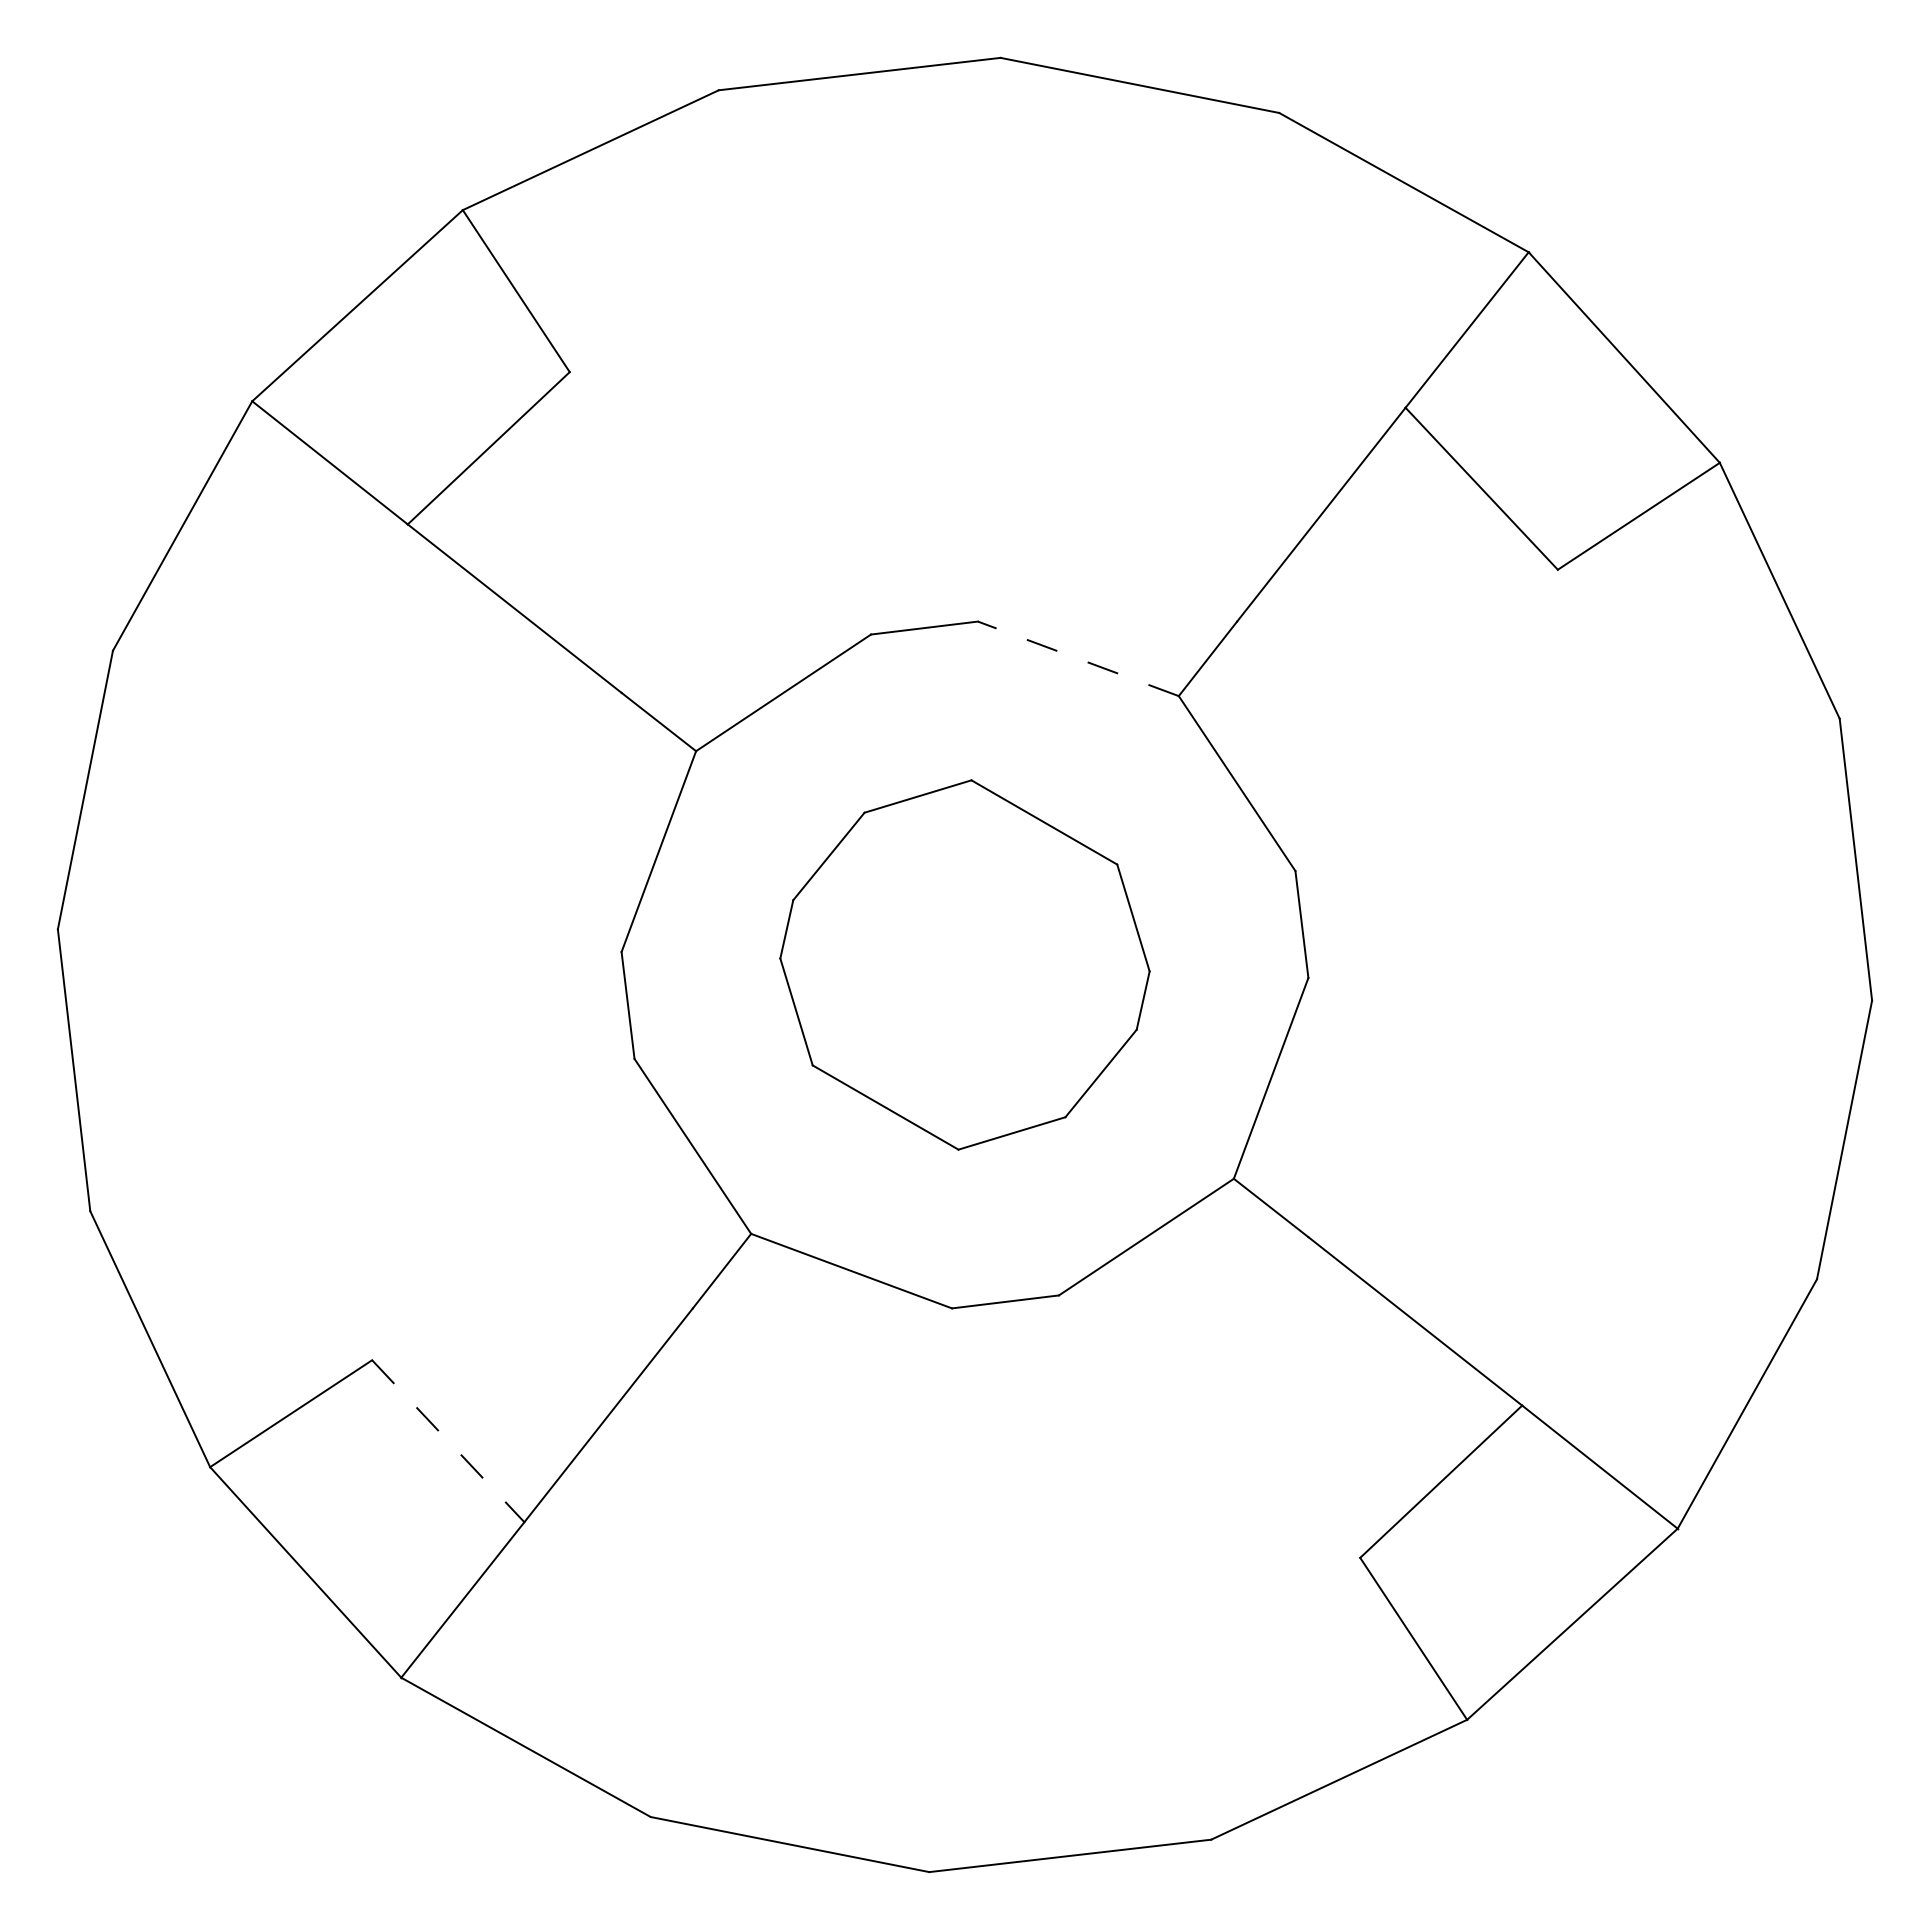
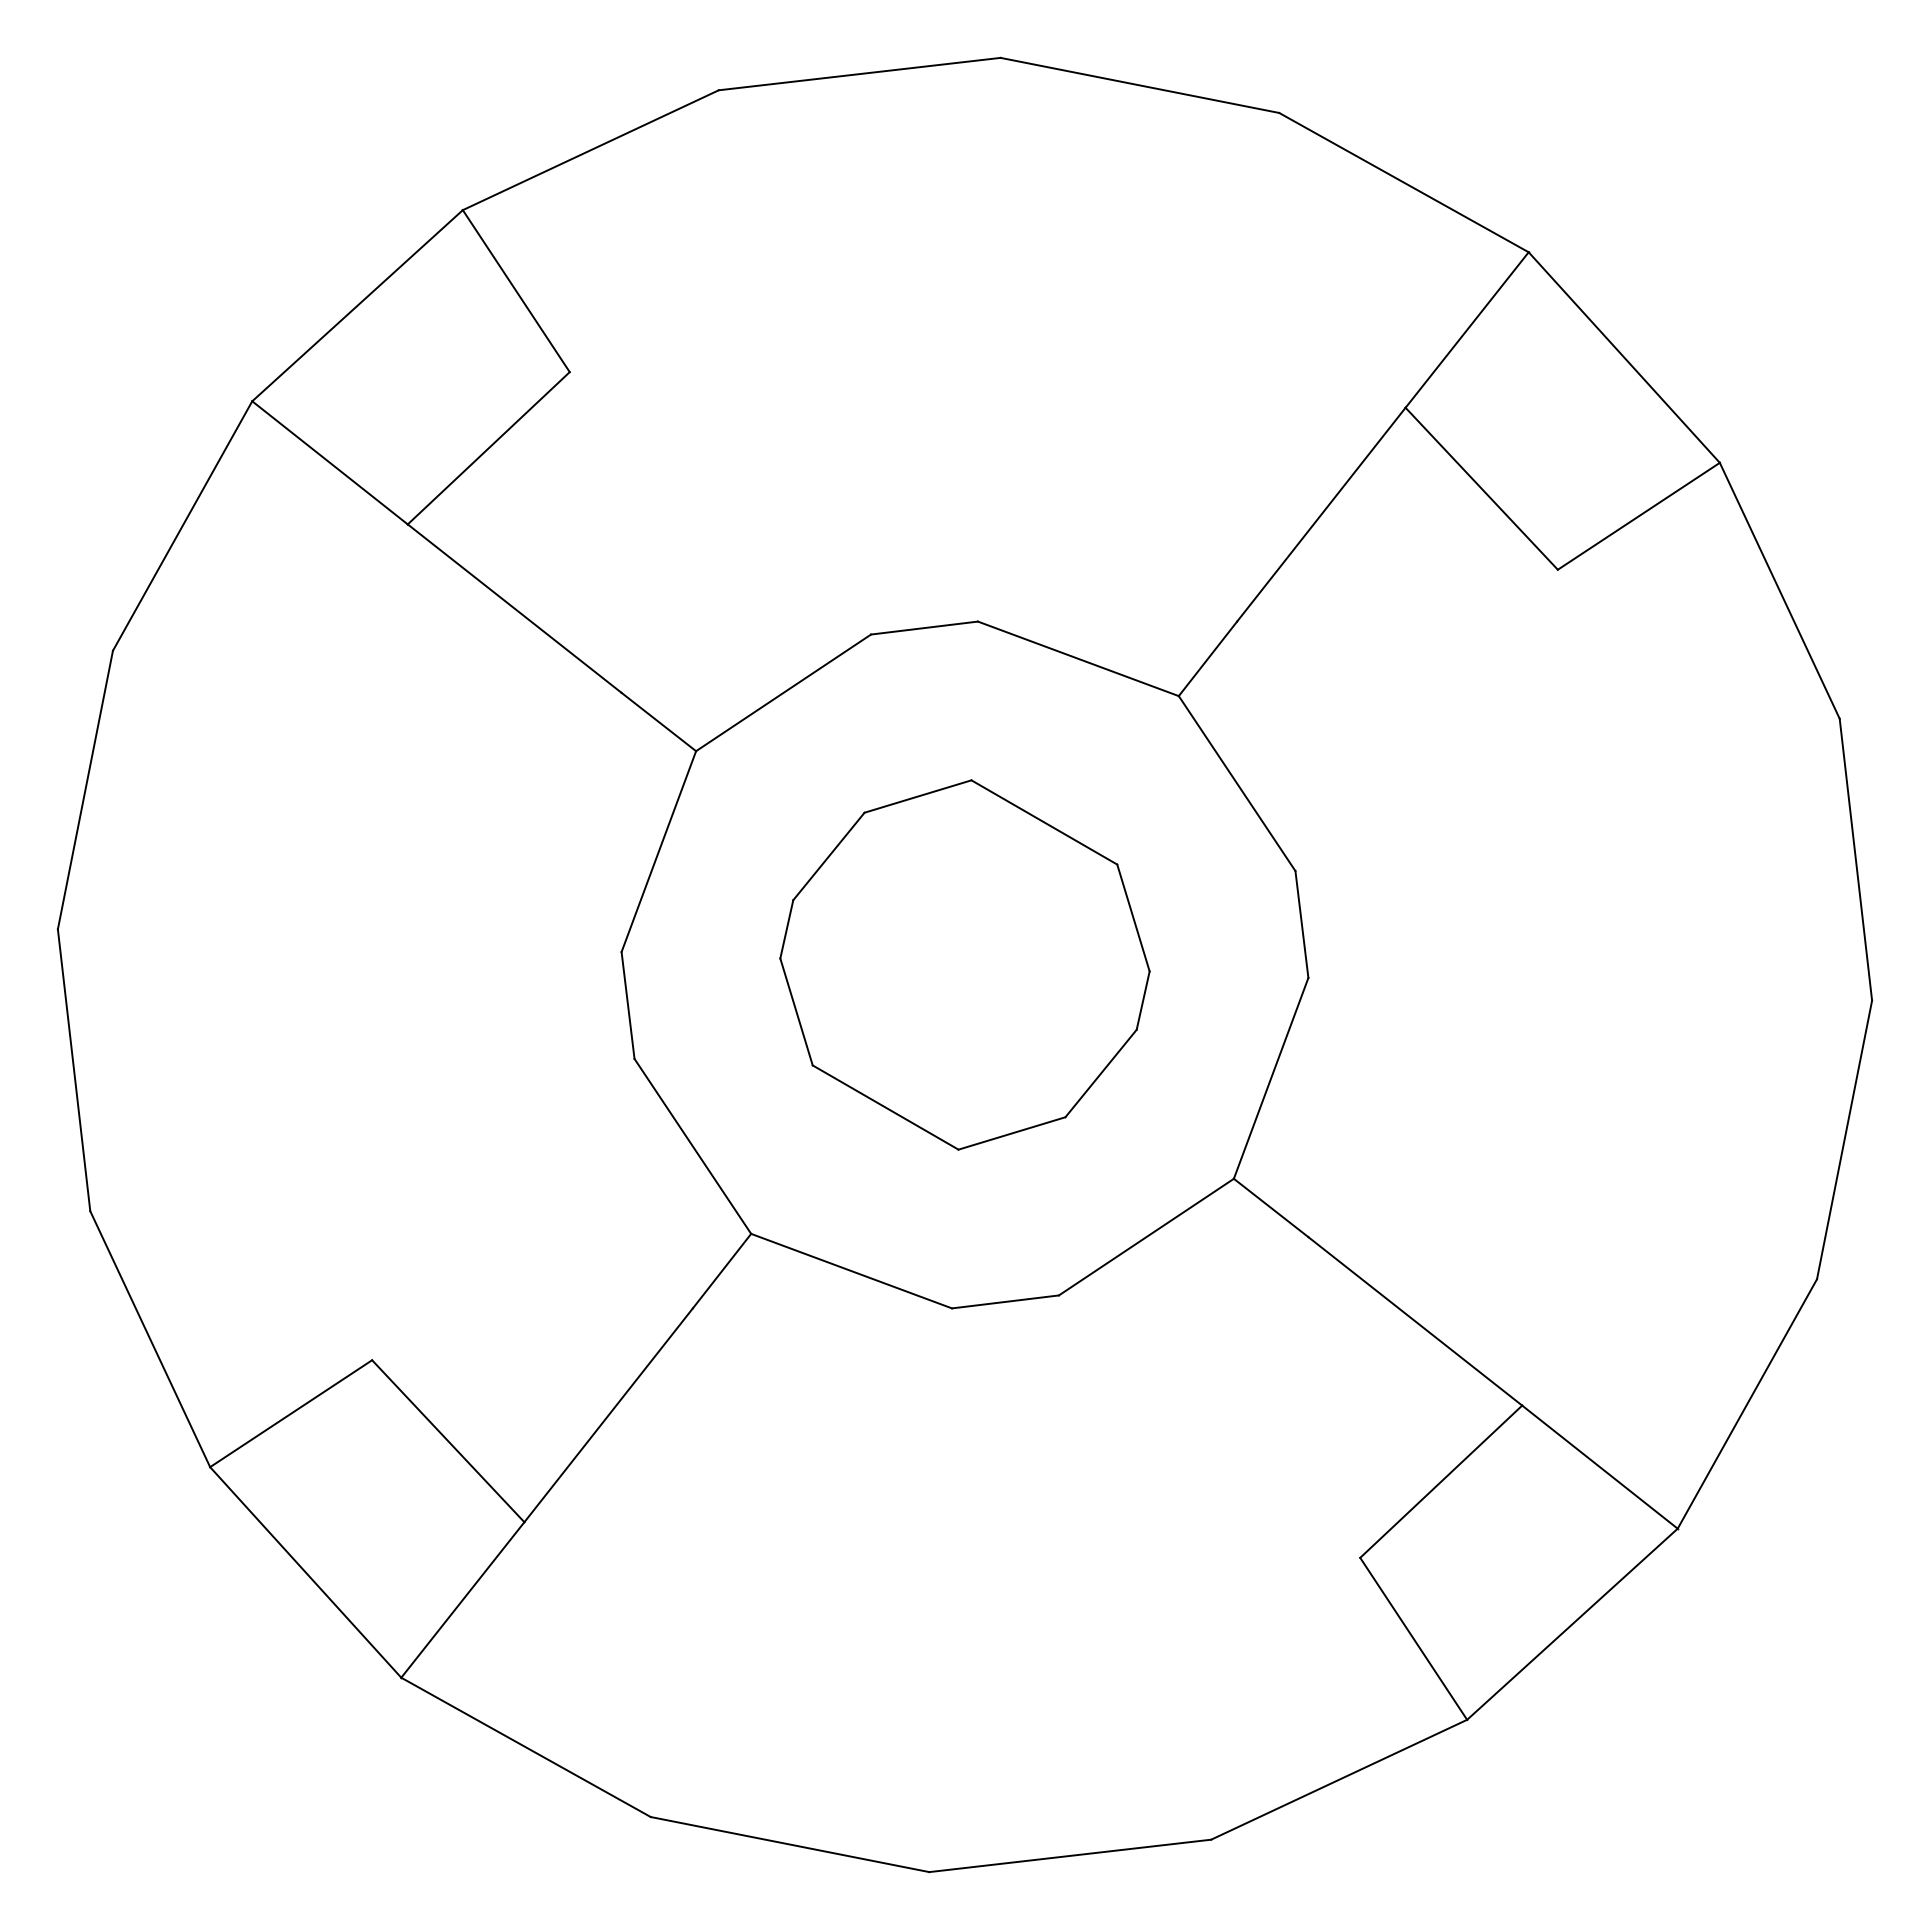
line: dashed -> solid (1077, 658)
line: dashed -> solid (448, 1441)
